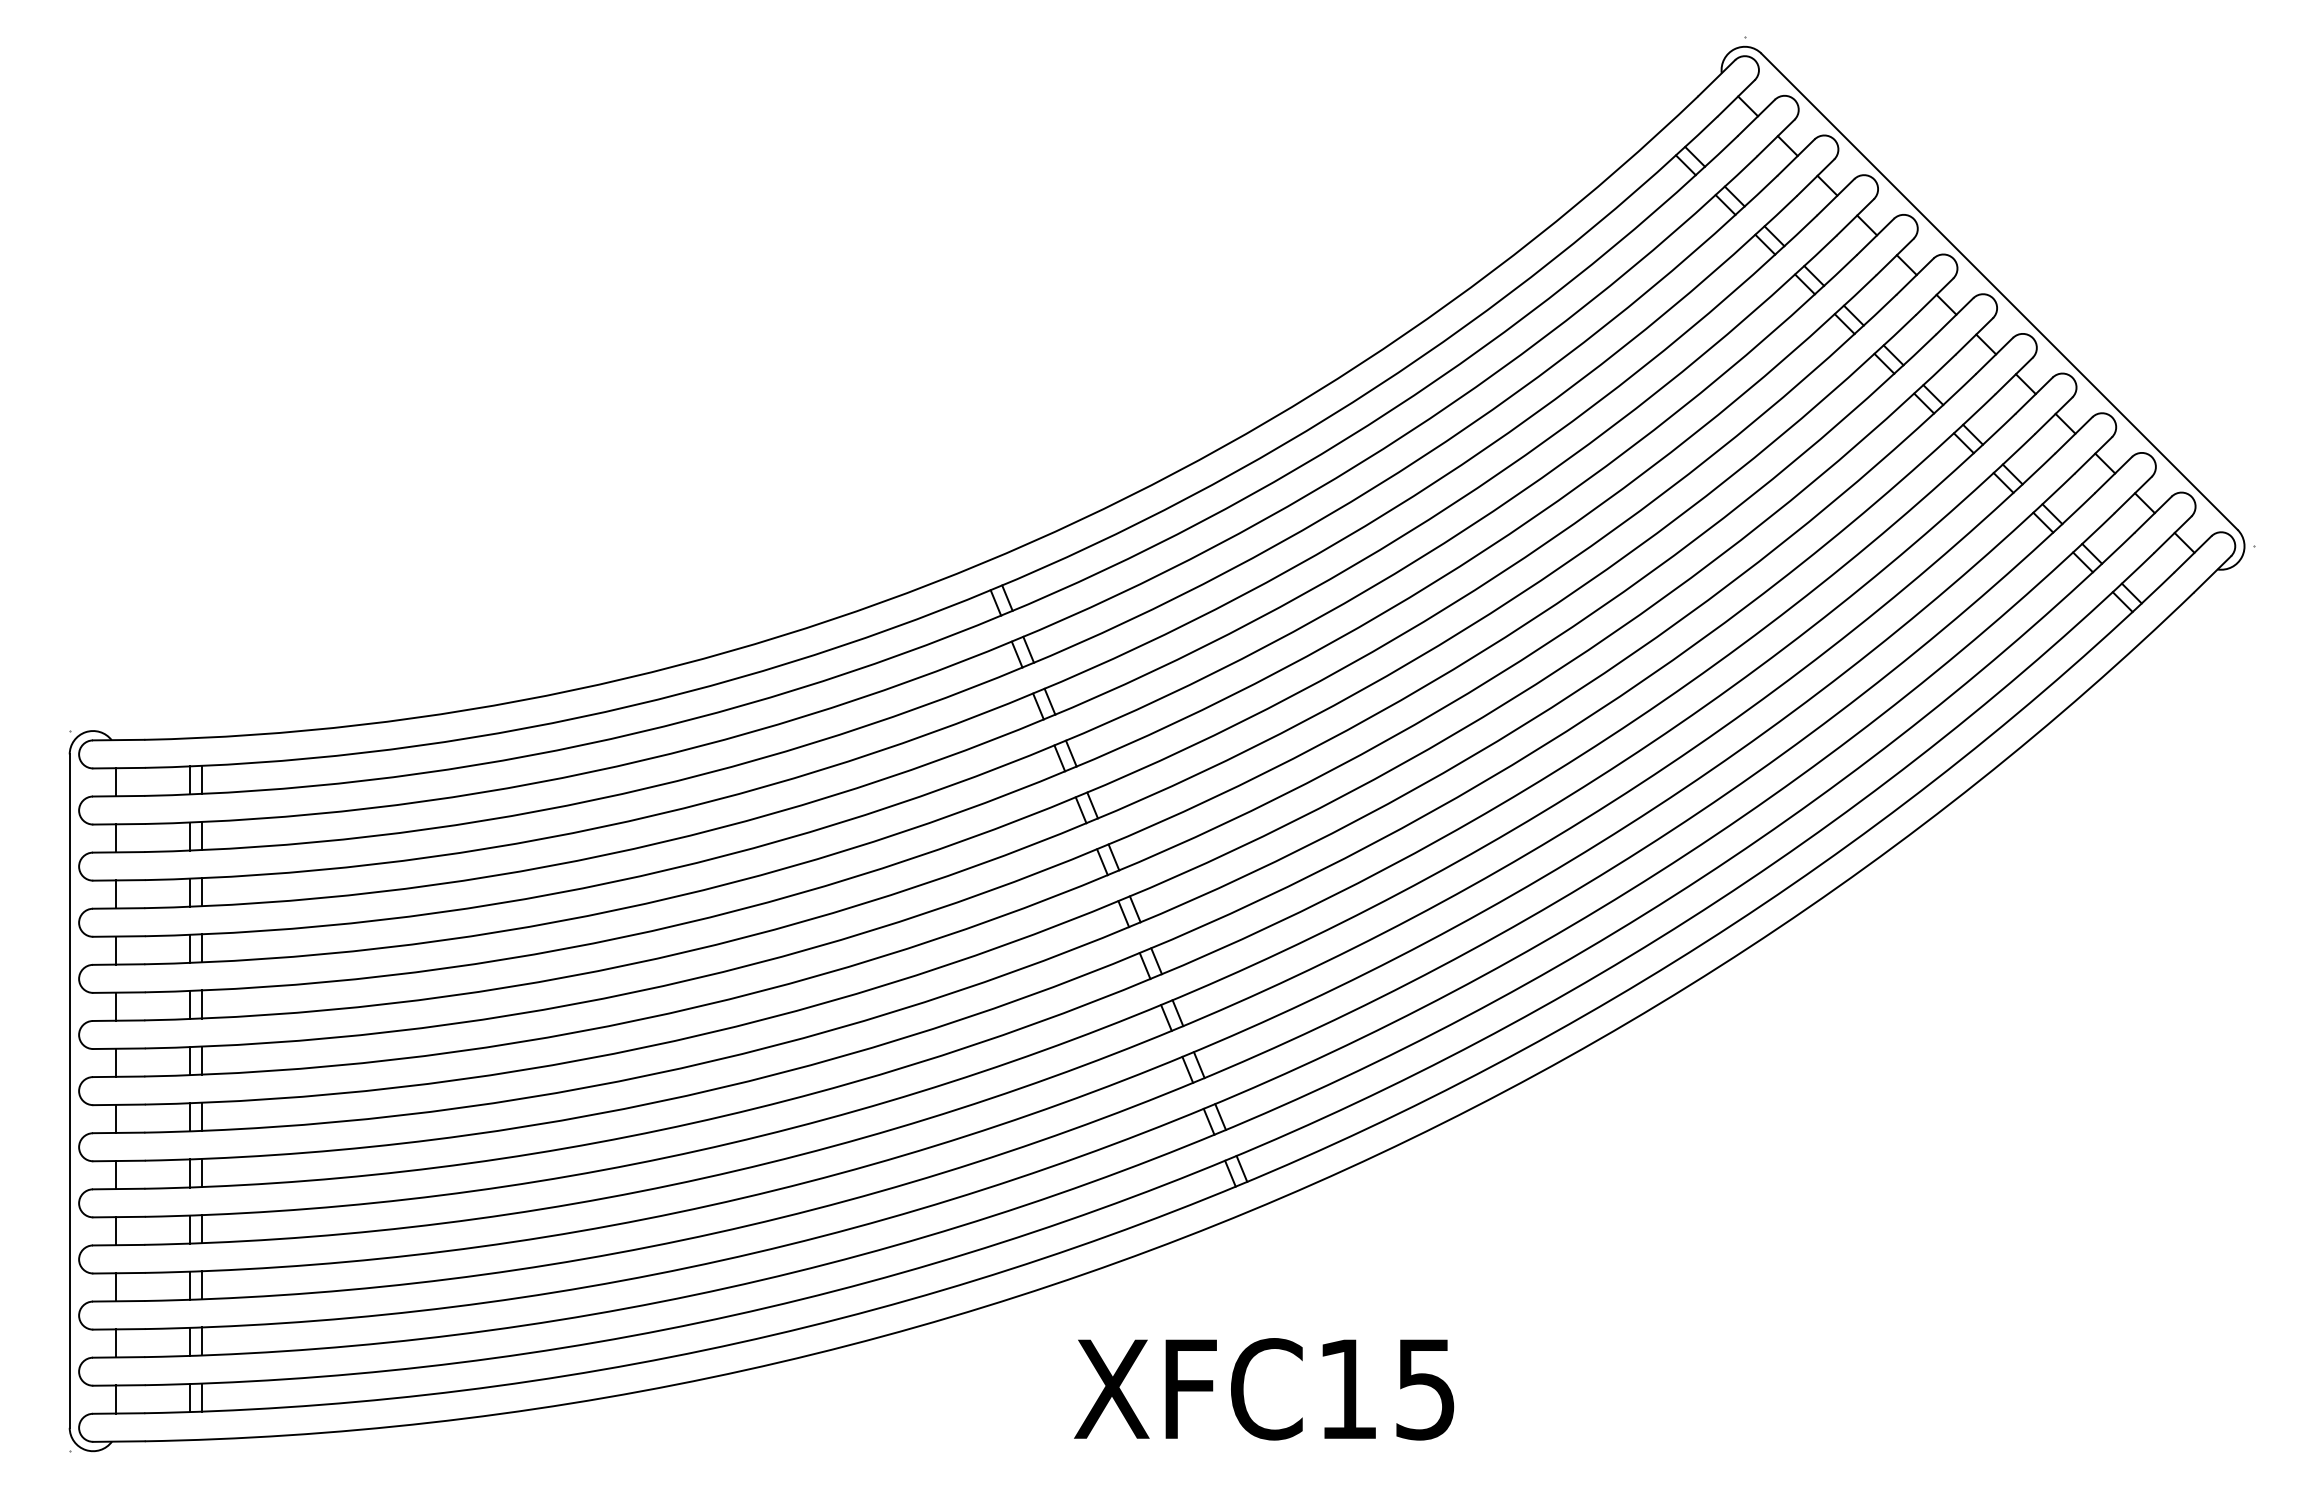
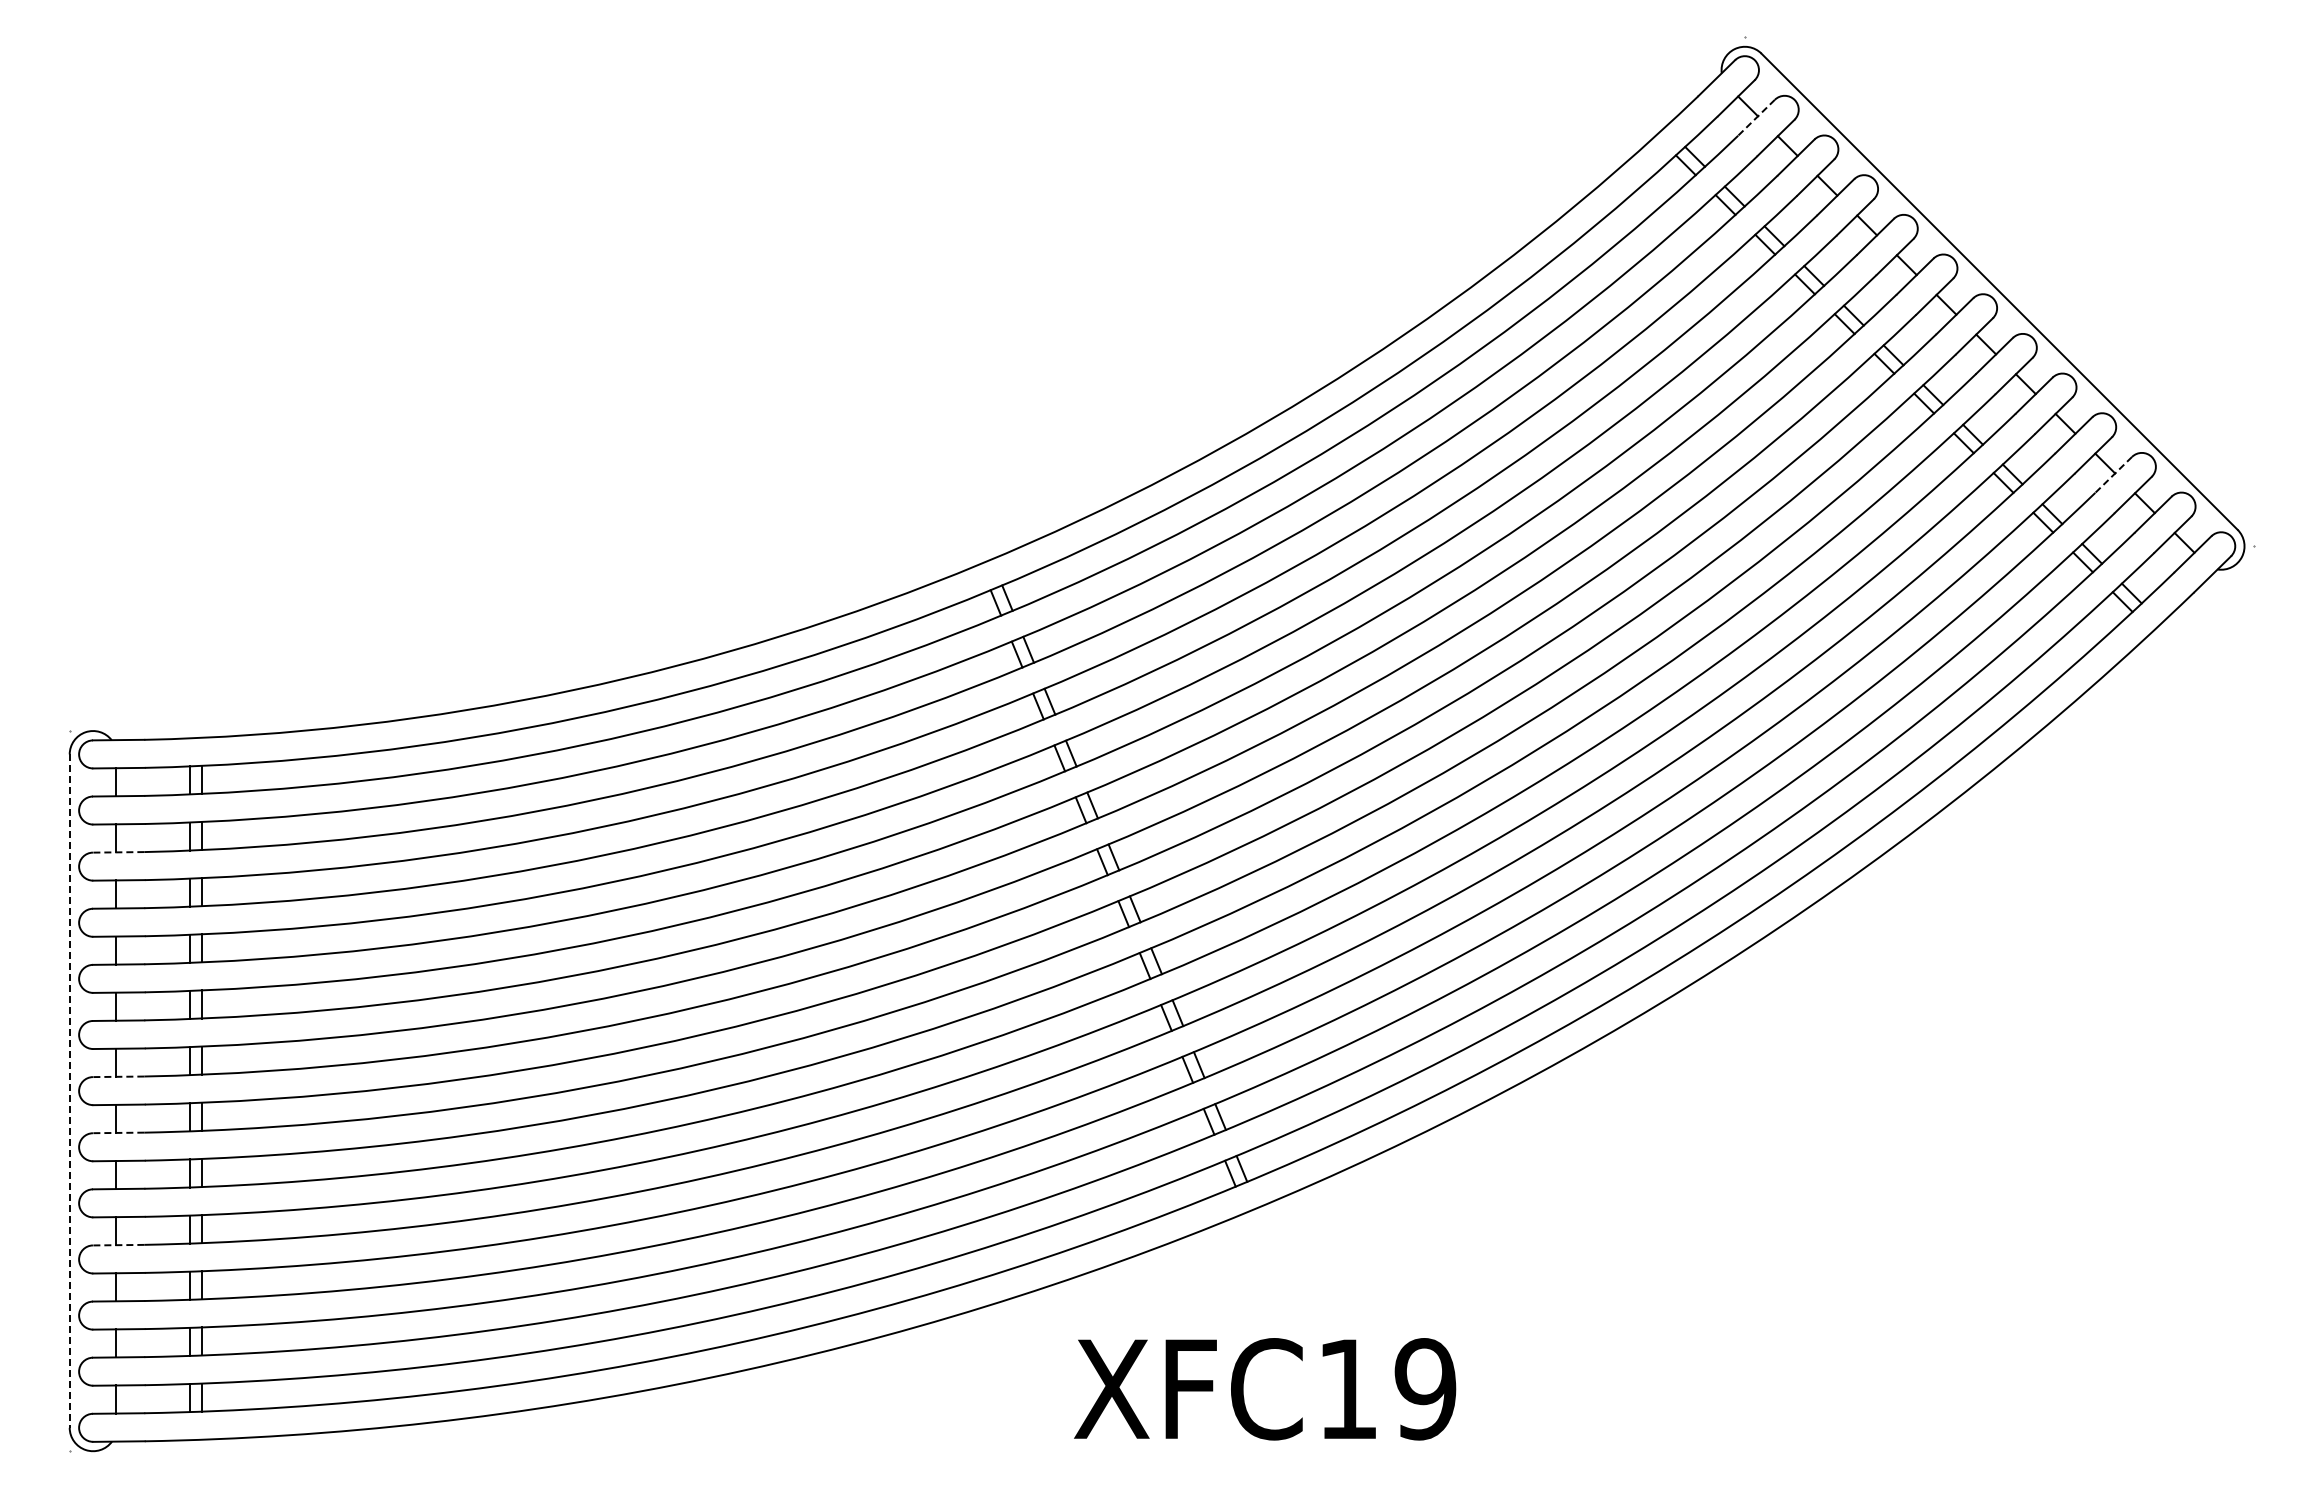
line: solid -> dashed (1756, 117)
line: solid -> dashed (2113, 474)
line: solid -> dashed (118, 852)
line: solid -> dashed (118, 1076)
line: solid -> dashed (69, 1091)
line: solid -> dashed (118, 1132)
line: solid -> dashed (118, 1245)
text: XFC15 -> XFC19 (1425, 1389)
